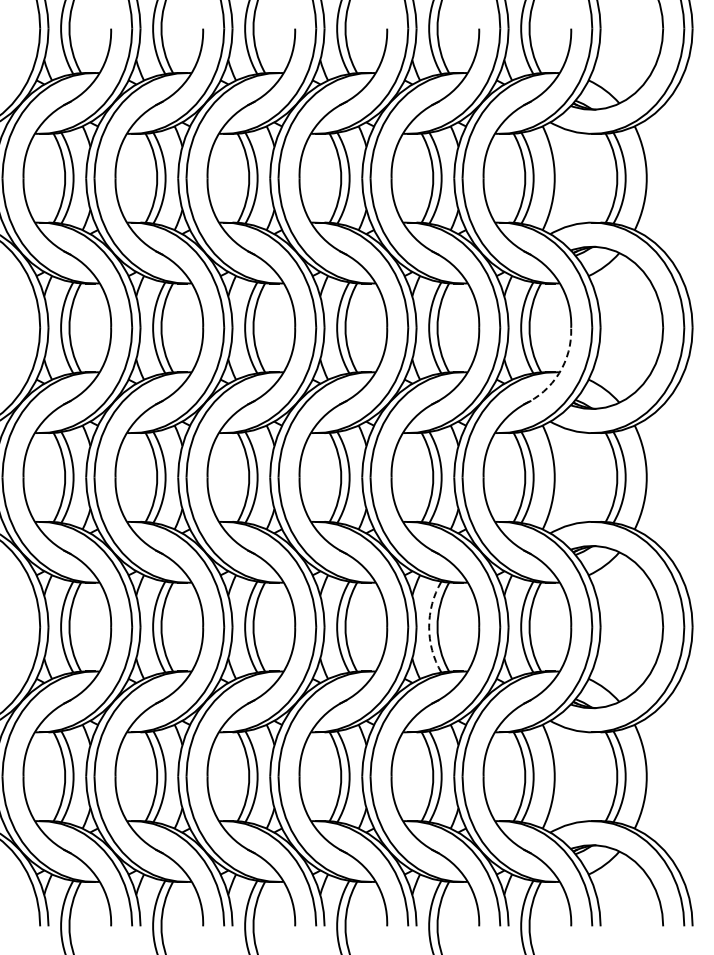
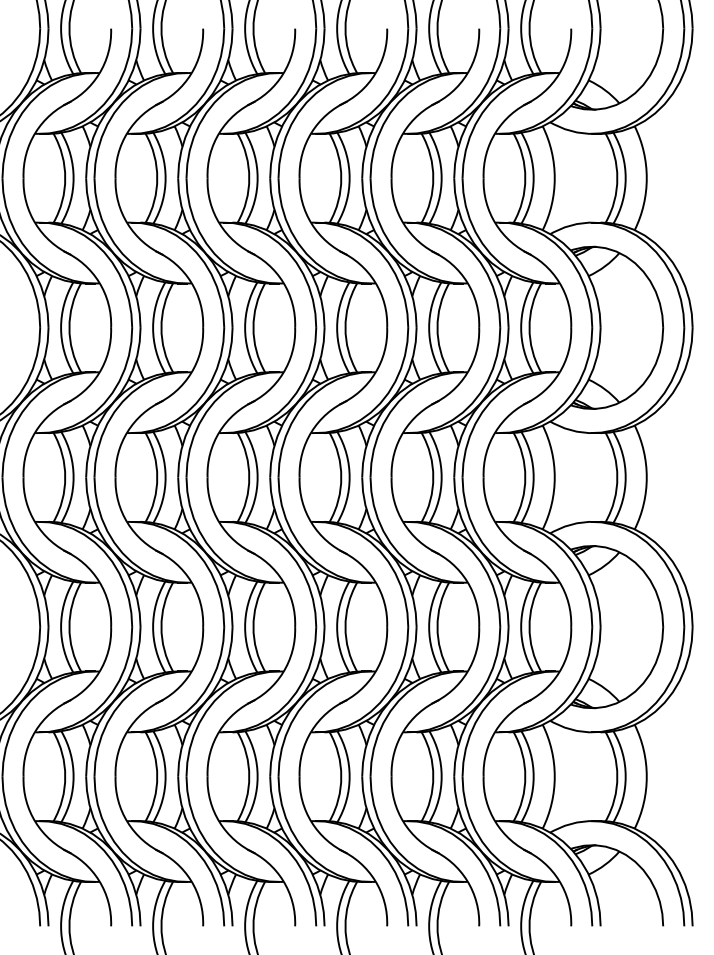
arc: dashed -> solid (559, 373)
arc: dashed -> solid (429, 627)
